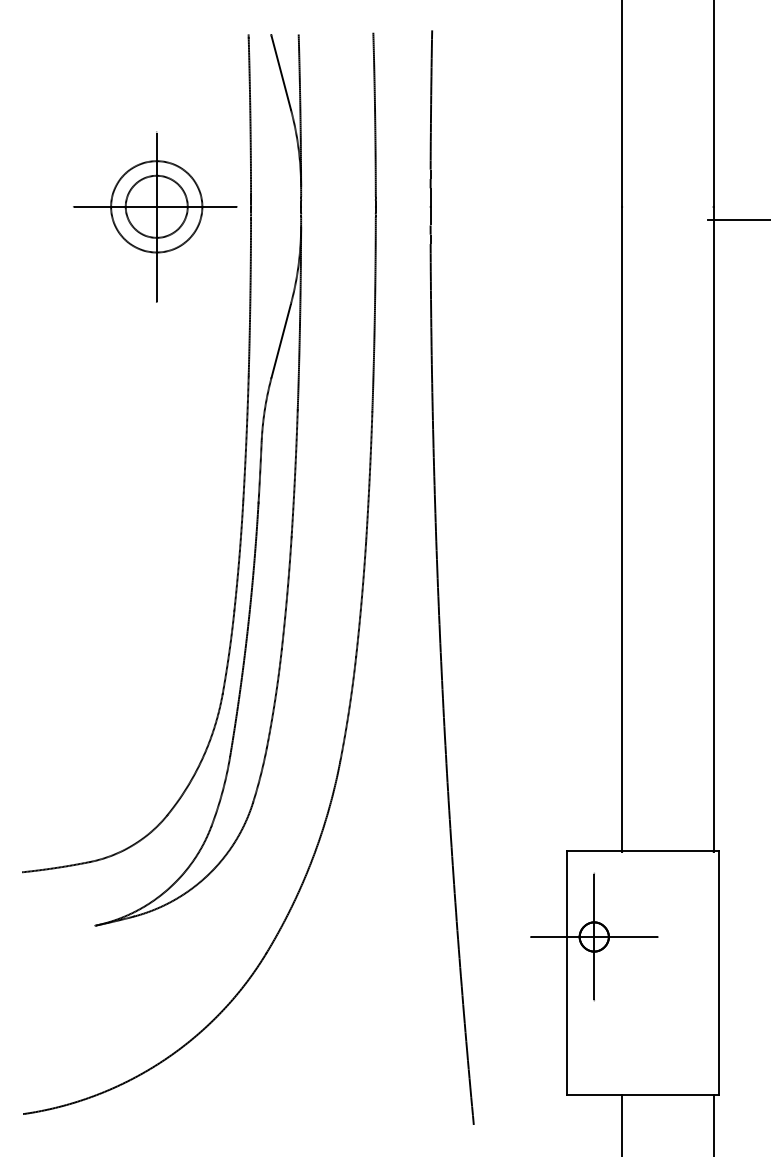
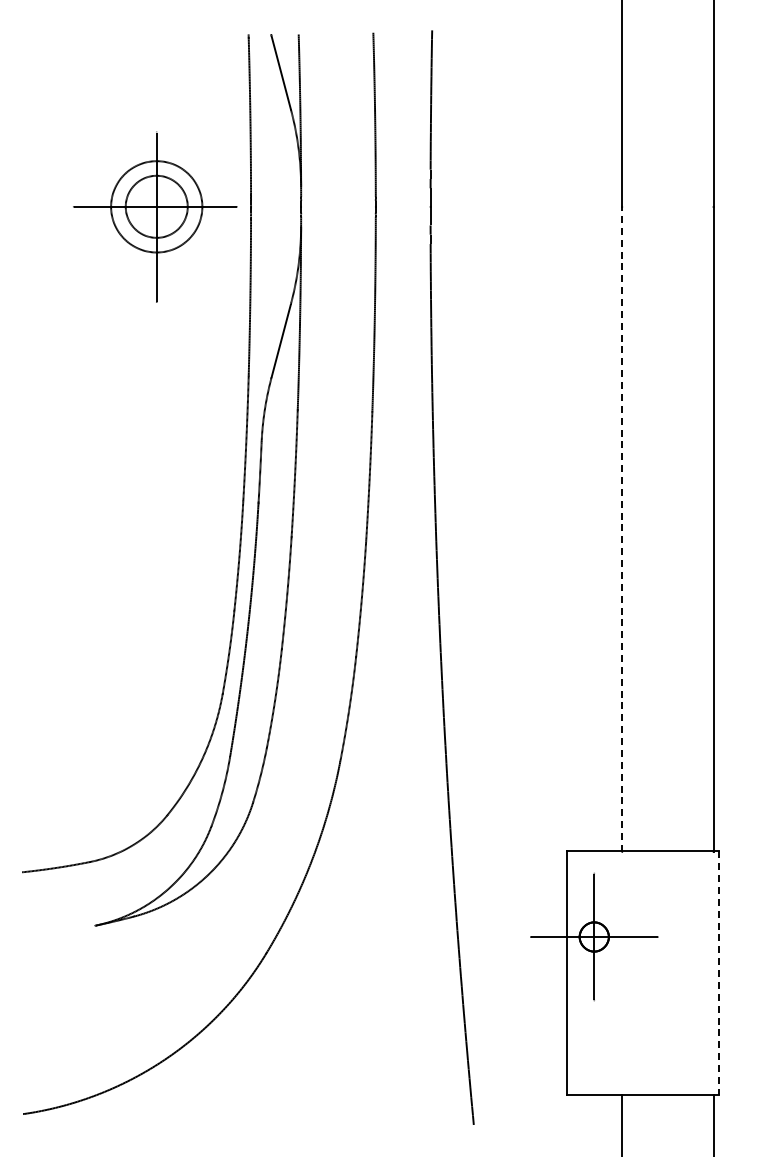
line: present -> none (737, 219)
line: solid -> dashed (622, 529)
line: solid -> dashed (718, 972)
